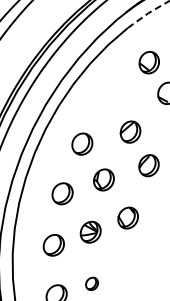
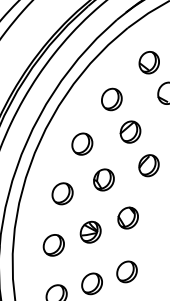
line: dashed -> solid (148, 13)
part: none -> present (111, 99)
part: none -> present (126, 271)
part size: 14x15 px -> 22x24 px (91, 283)
